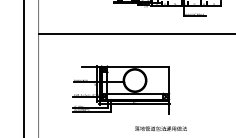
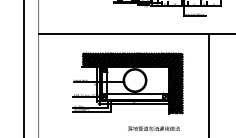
hatch: none -> present (132, 83)
line: none -> present (209, 83)
text position: (160, 128) -> (153, 128) (153, 128)
